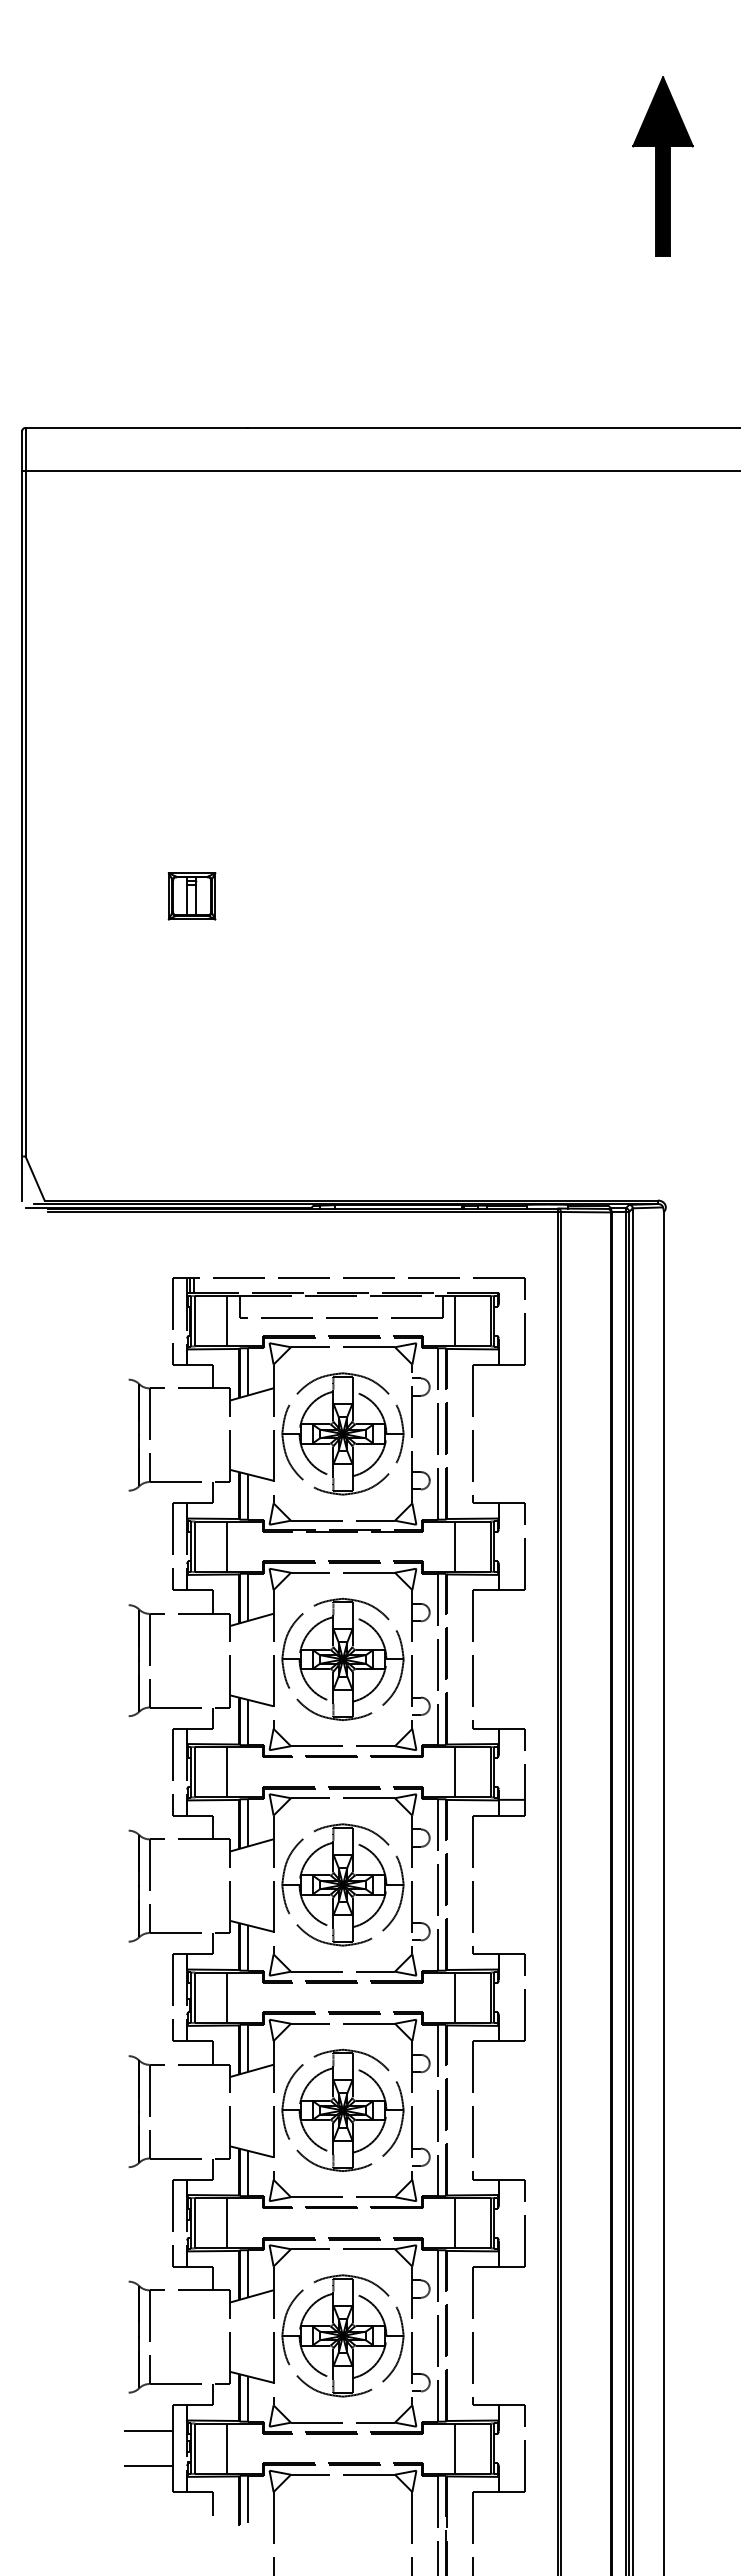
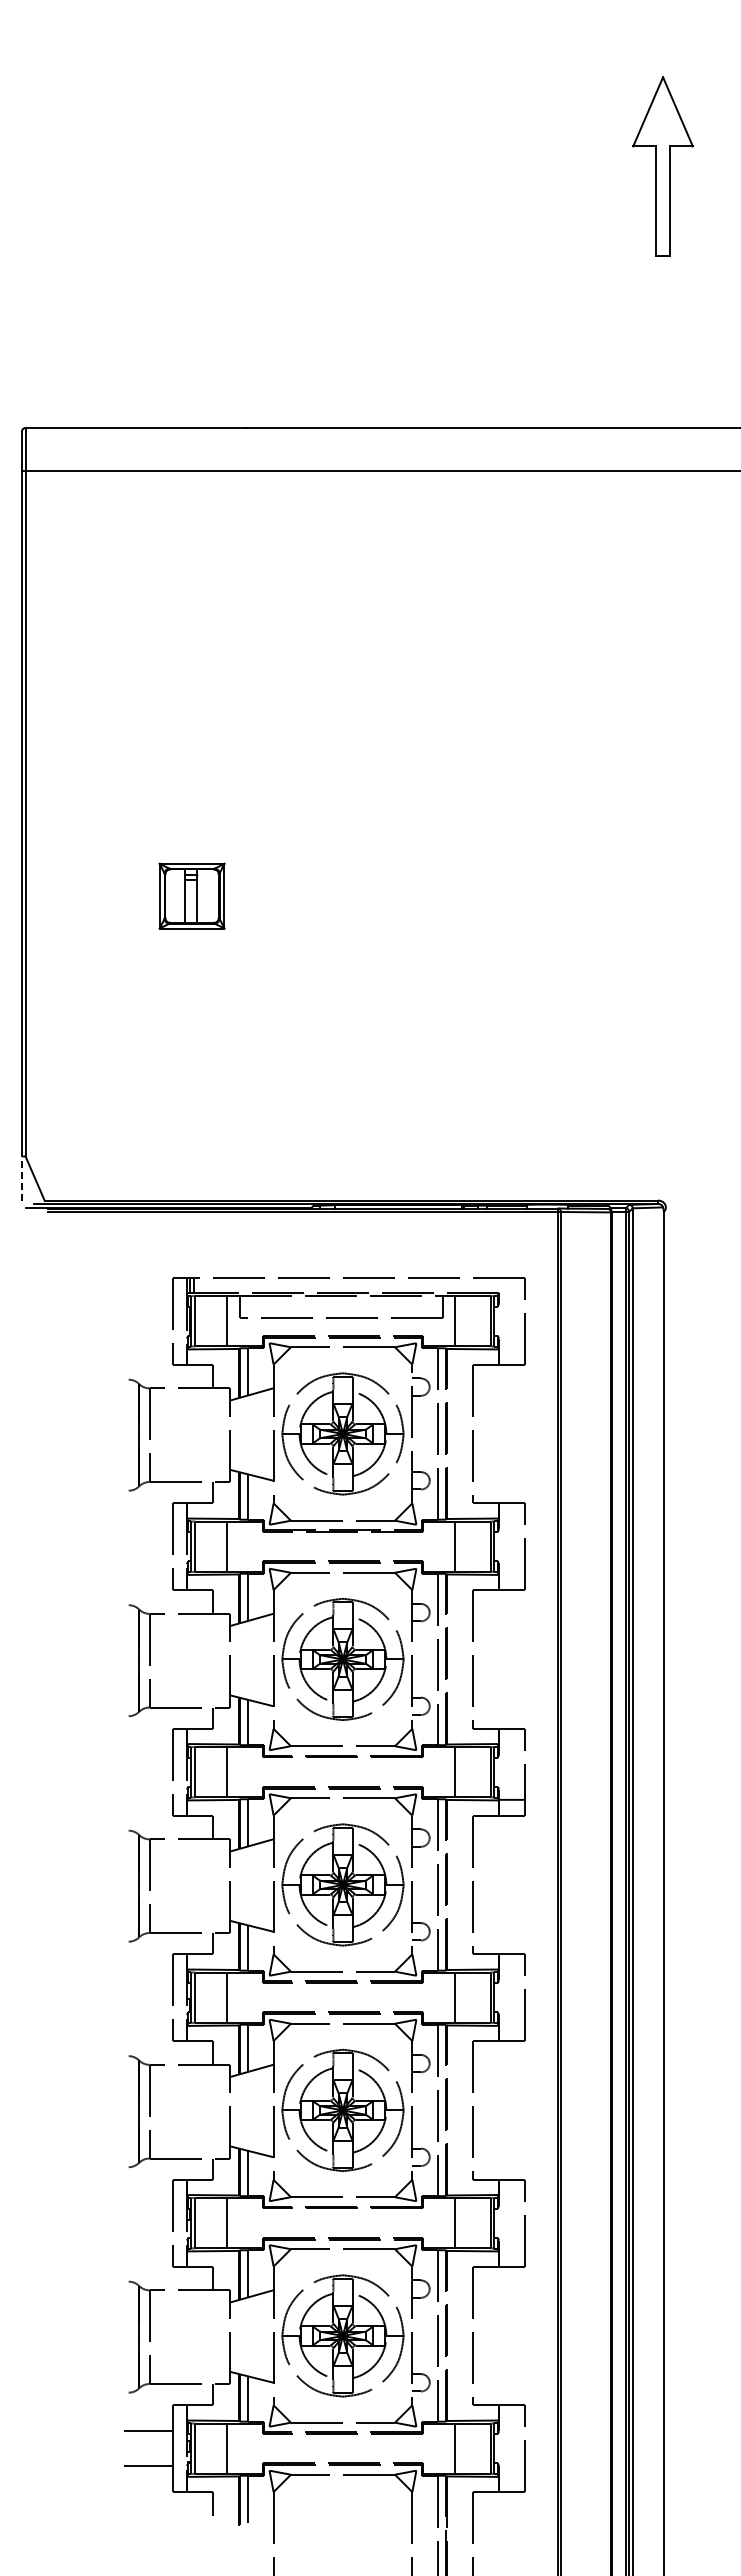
fill: present -> none (662, 166)
part size: 50x49 px -> 68x68 px (191, 895)
line: solid -> dashed (22, 1178)
